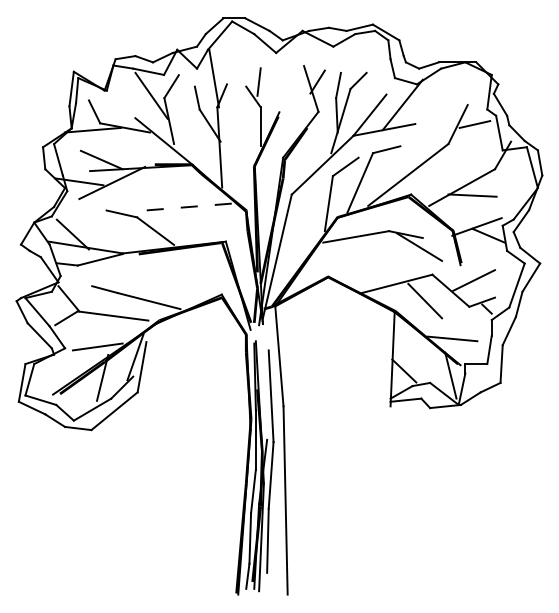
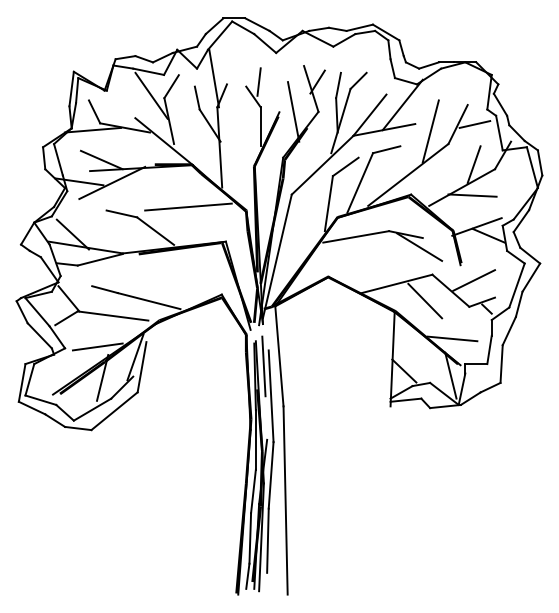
line: none -> present (293, 111)
line: none -> present (430, 131)
line: none -> present (473, 164)
line: dashed -> solid (187, 207)
line: none -> present (263, 366)
